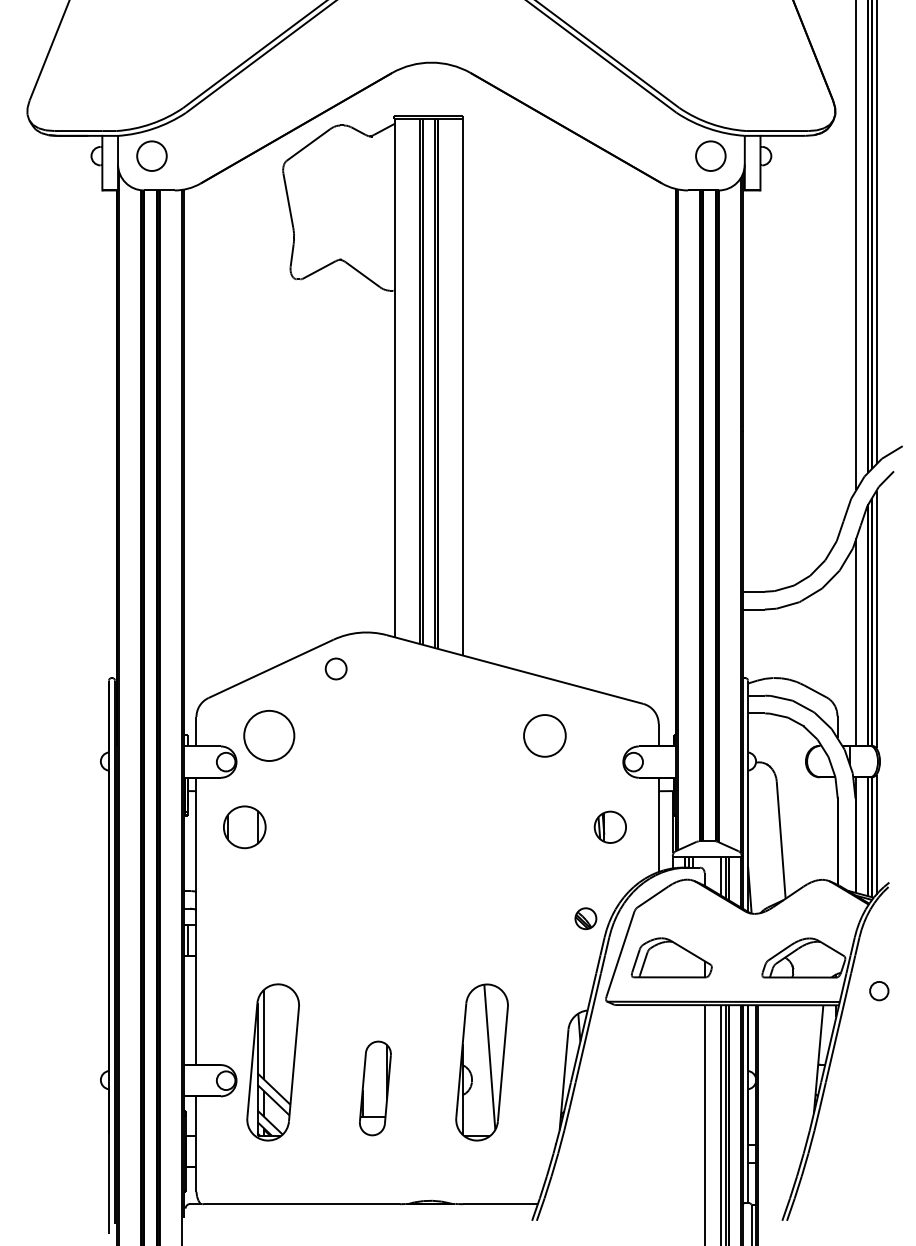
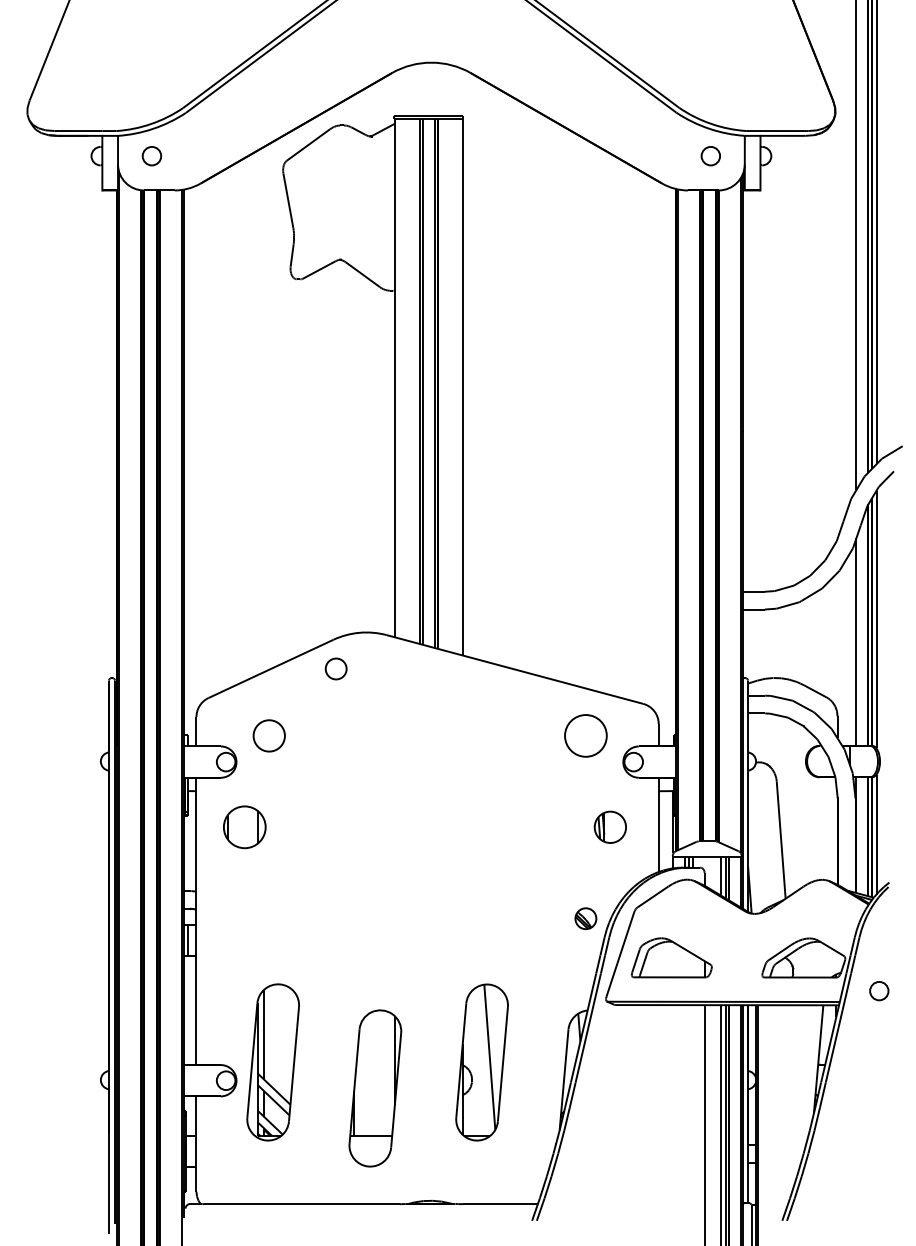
circle diameter: 30 px -> 19 px (151, 155)
circle diameter: 30 px -> 19 px (710, 155)
circle diameter: 50 px -> 31 px (268, 735)
circle position: (544, 735) -> (585, 735) (585, 735)
part size: 33x97 px -> 55x159 px (375, 1088)
